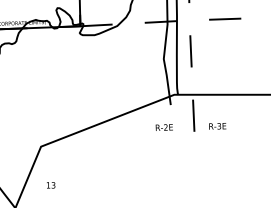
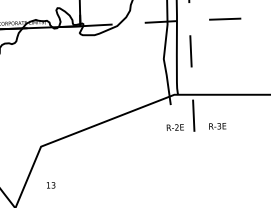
text position: (163, 127) -> (174, 127) (174, 127)
